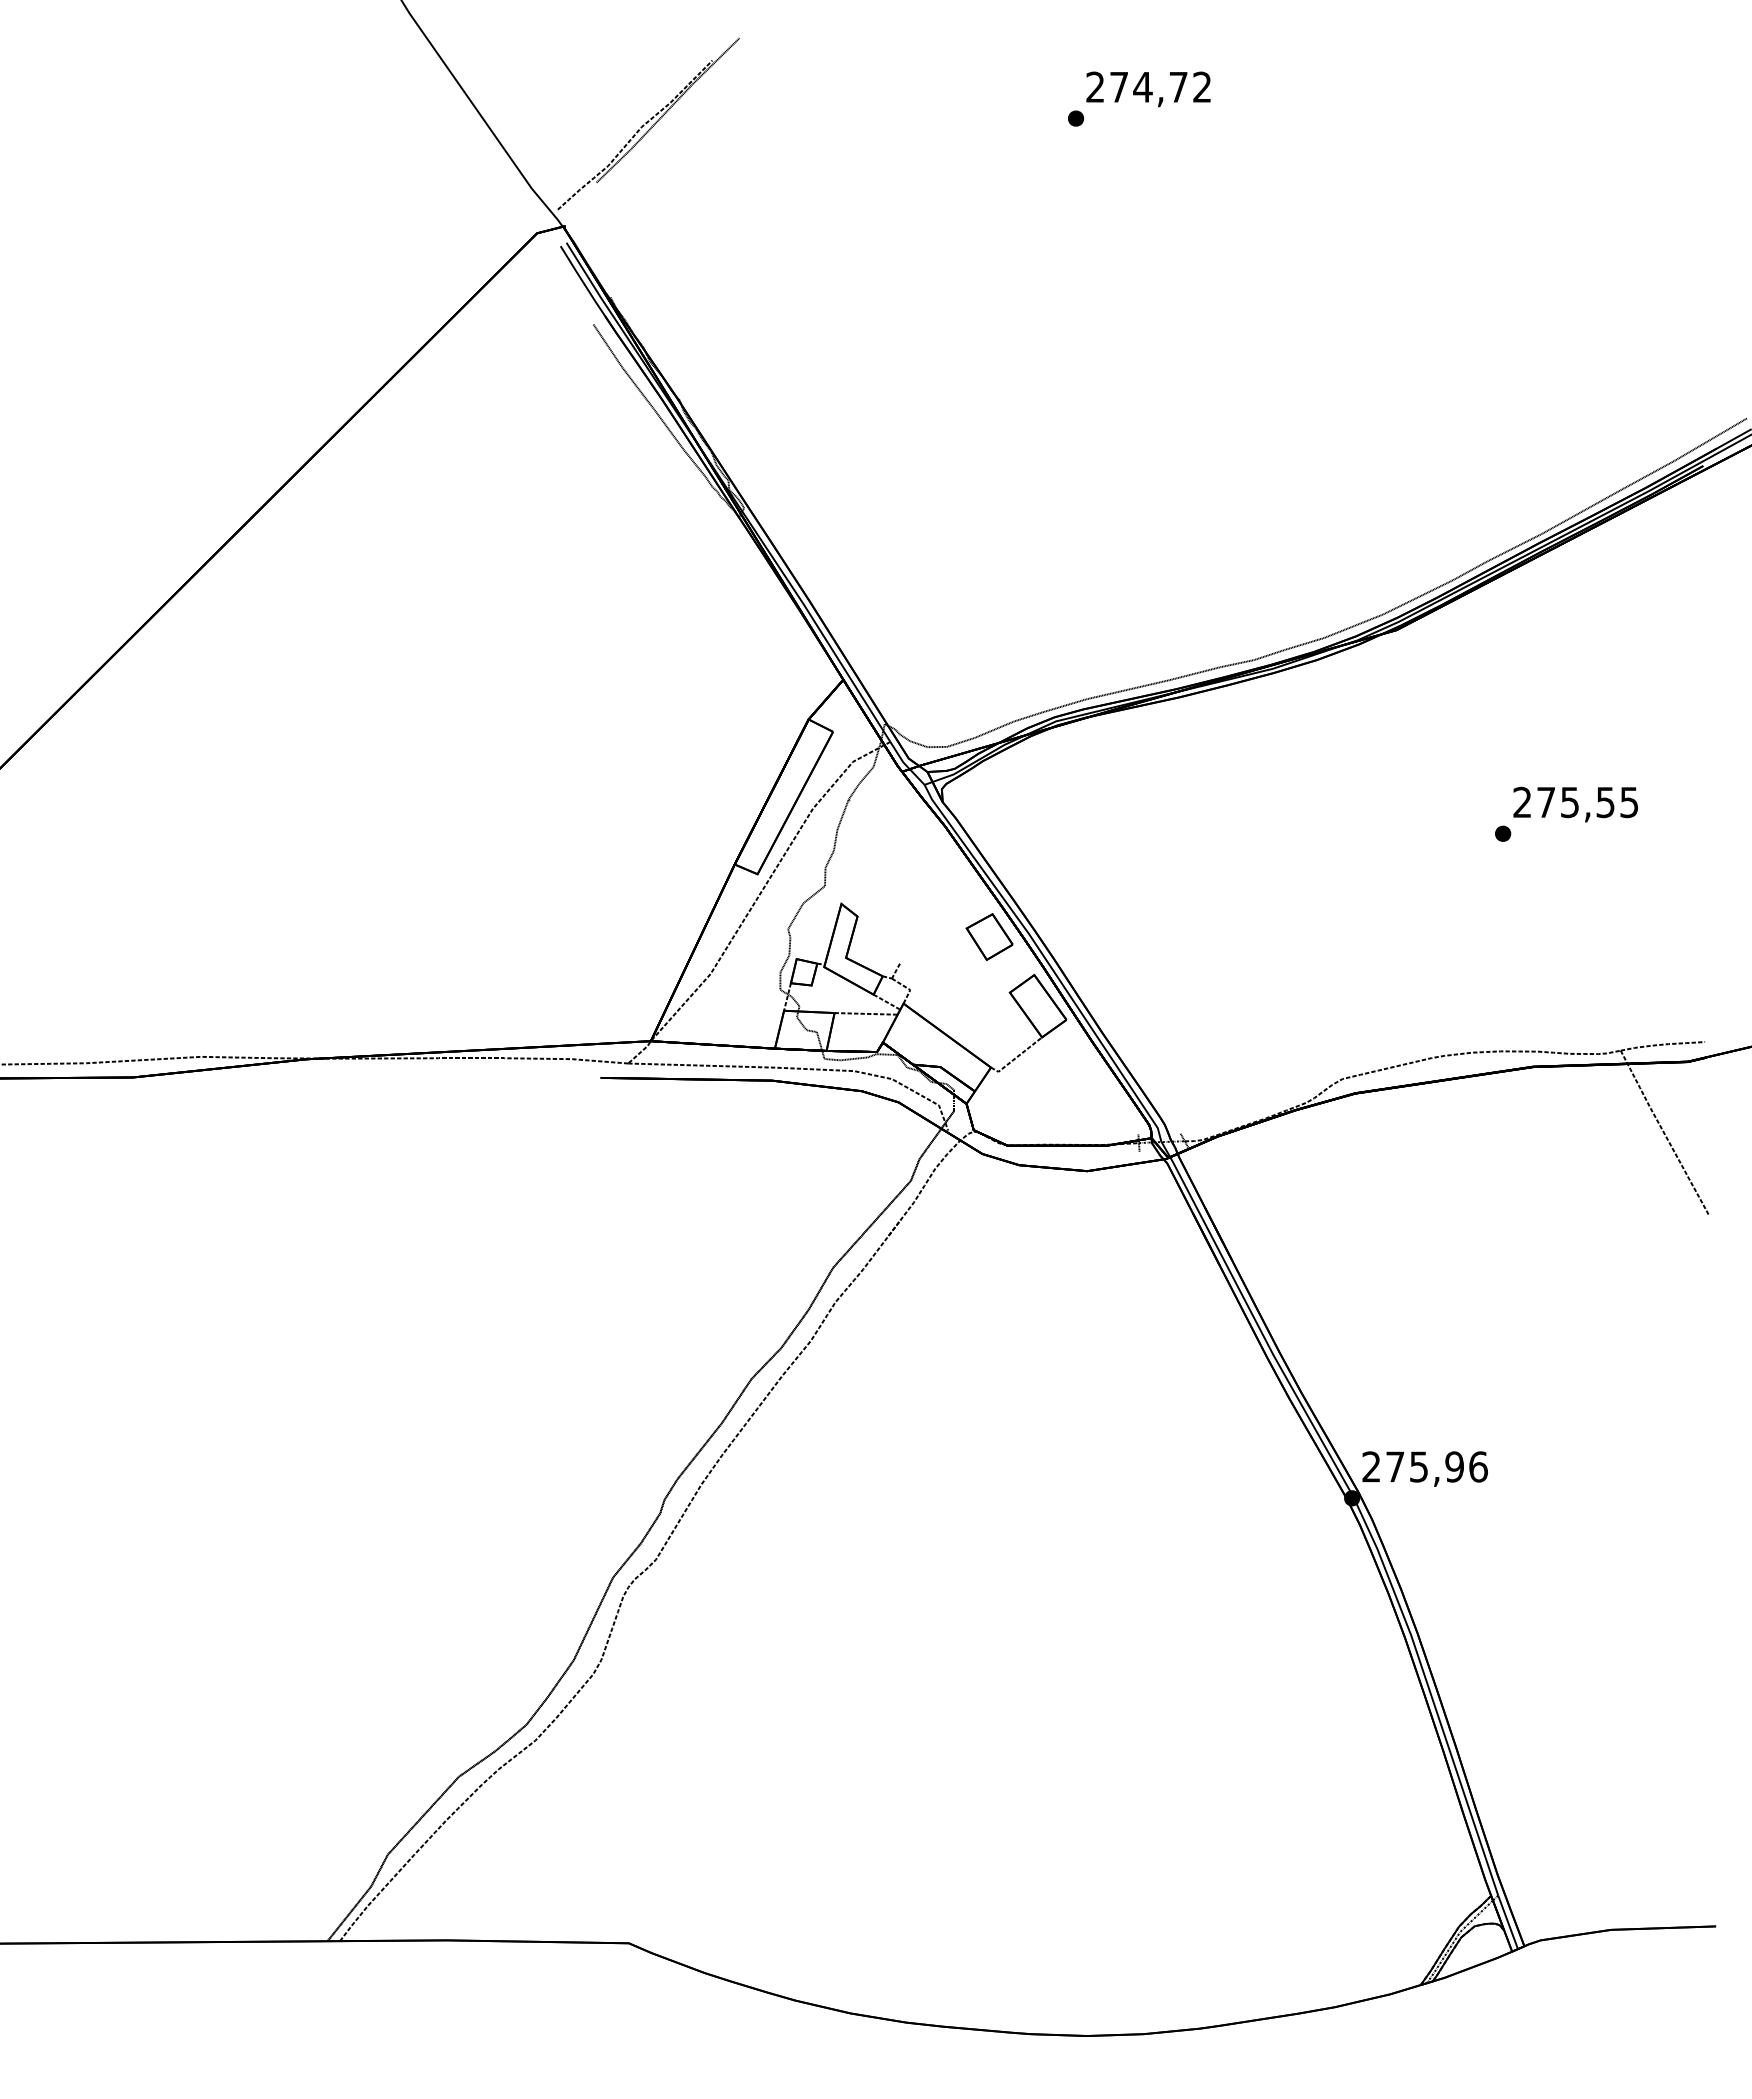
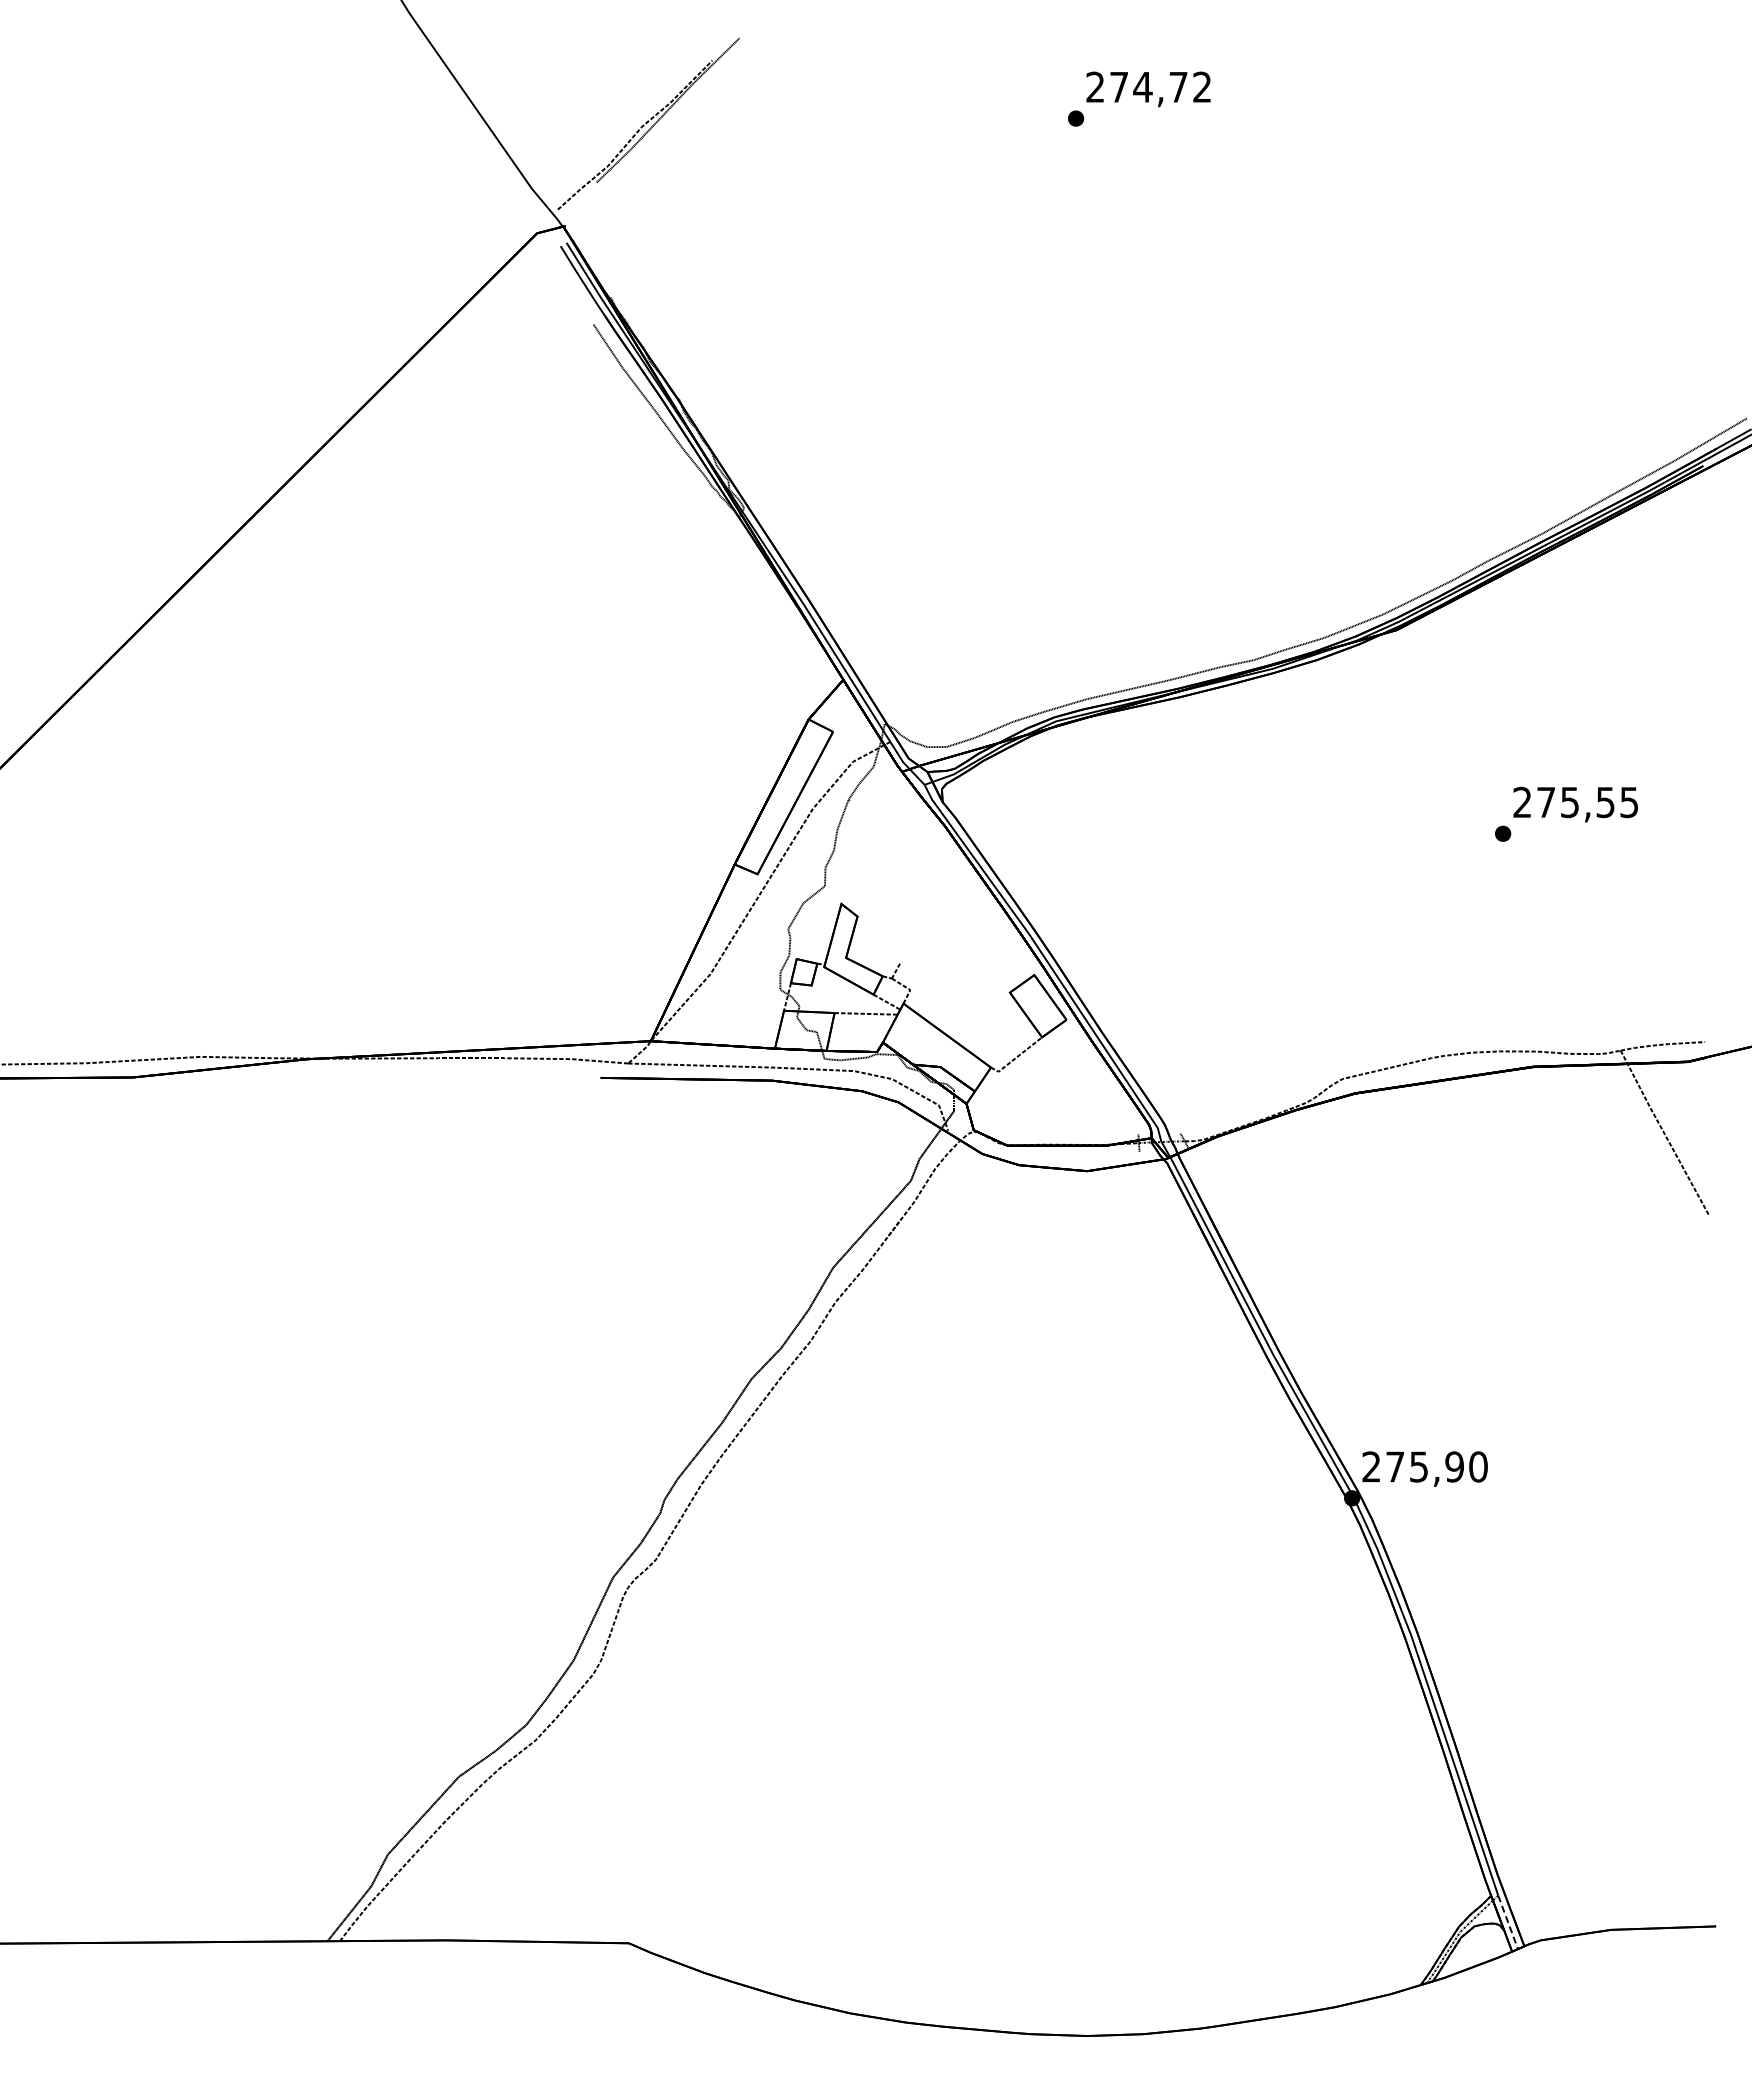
part: present -> none (989, 936)
text: 275,96 -> 275,90 (1478, 1466)
line: solid -> dashed (1508, 1922)
